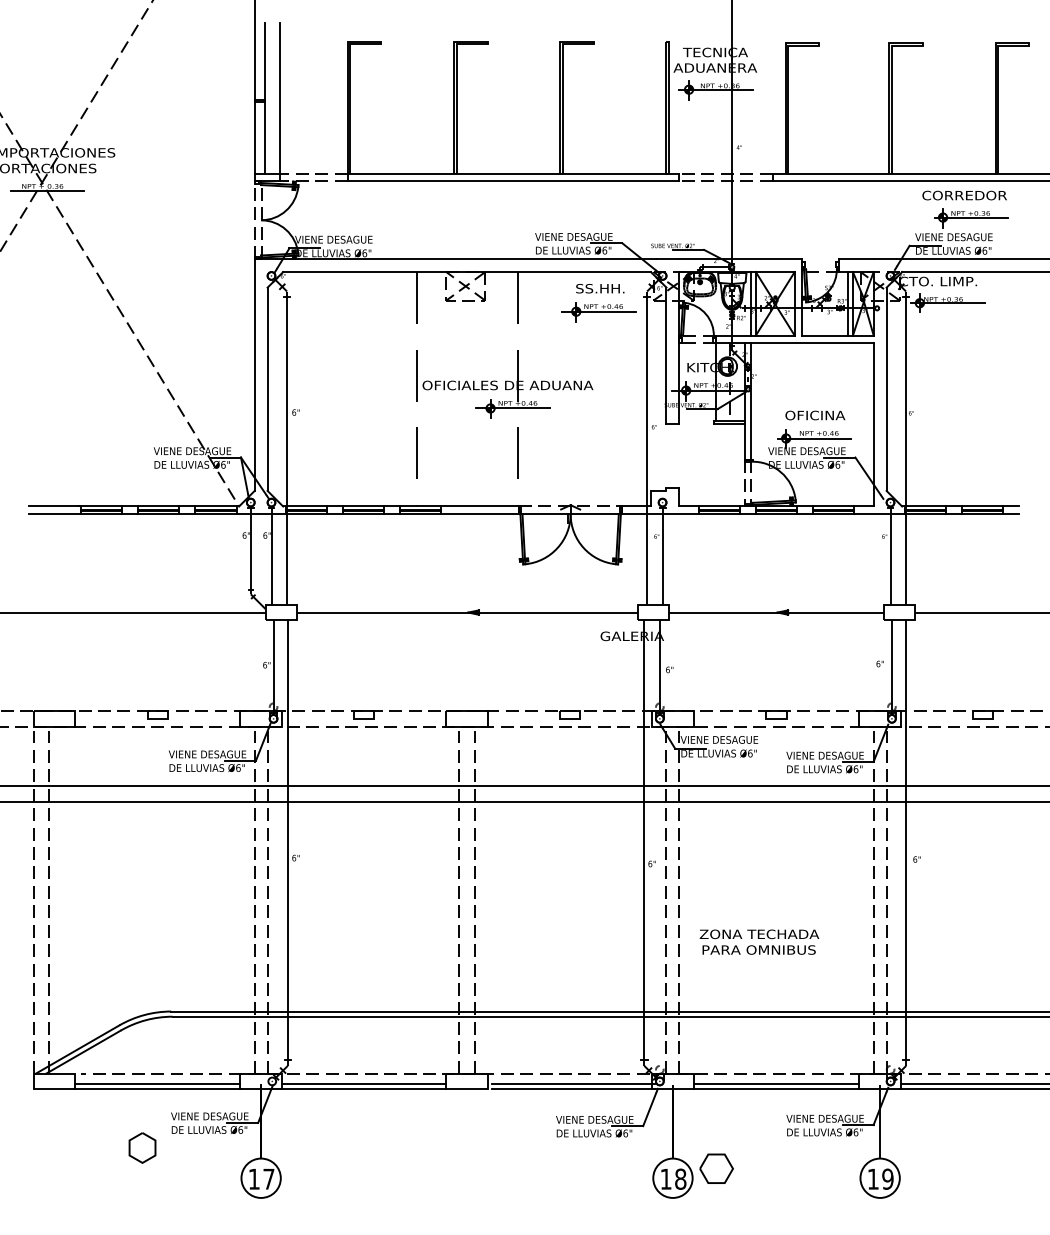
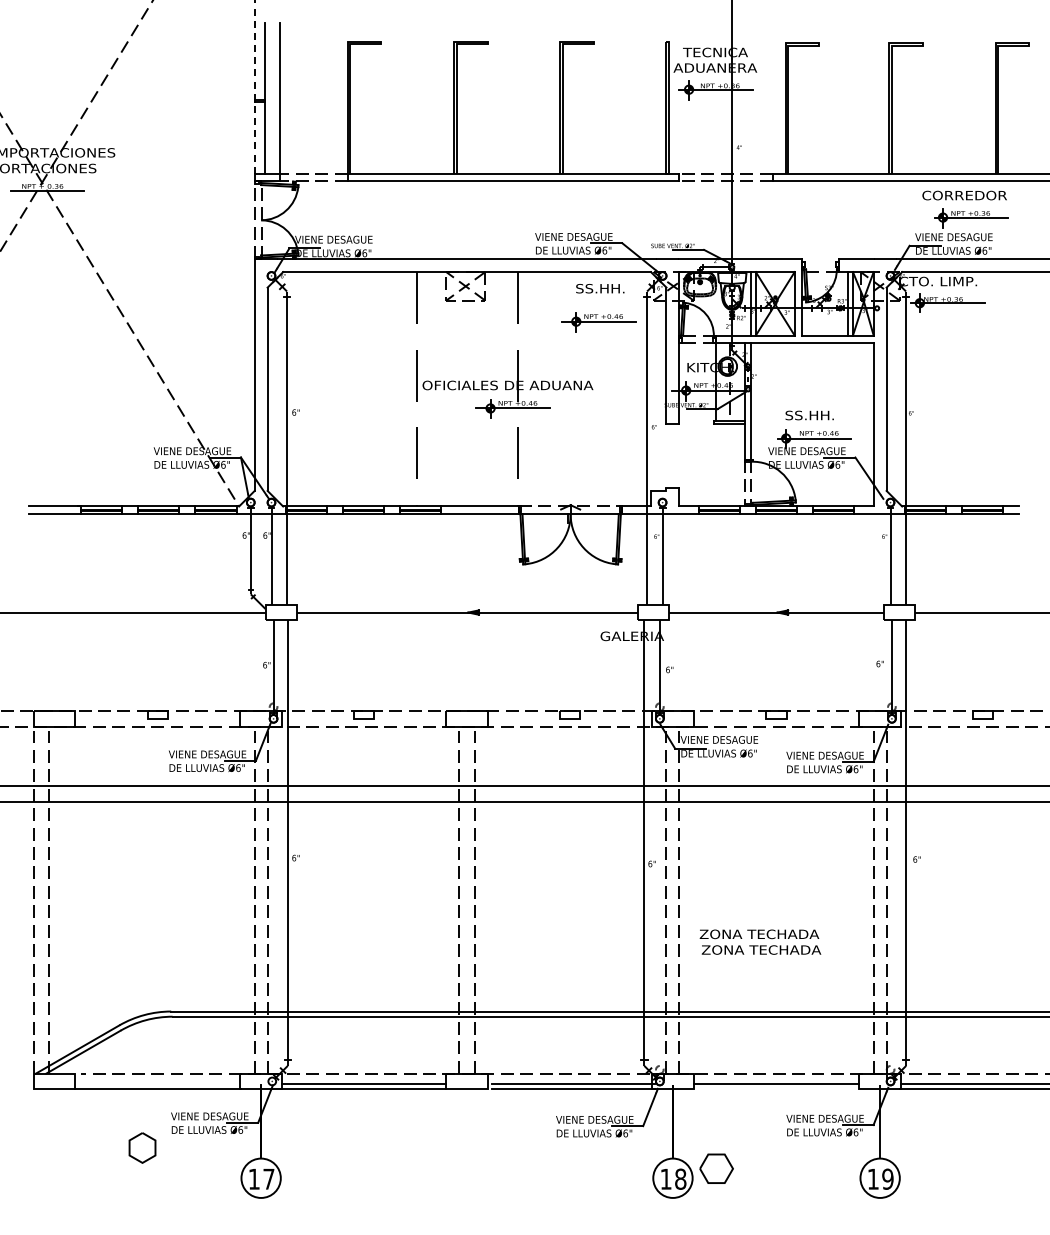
line: solid -> dashed (254, 86)
part position: (598, 312) -> (598, 322) (598, 322)
text: OFICINA -> SS.HH. (815, 415)
text: PARA OMNIBUS -> ZONA TECHADA (761, 949)
line: present -> none (157, 1084)
line: present -> none (776, 1089)
